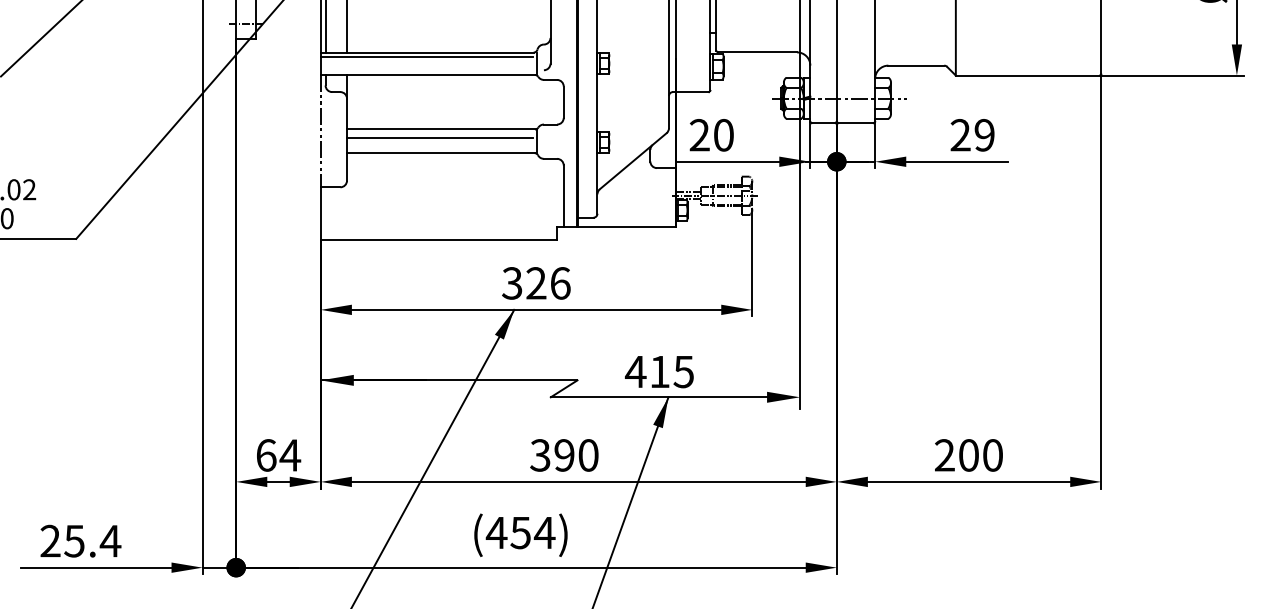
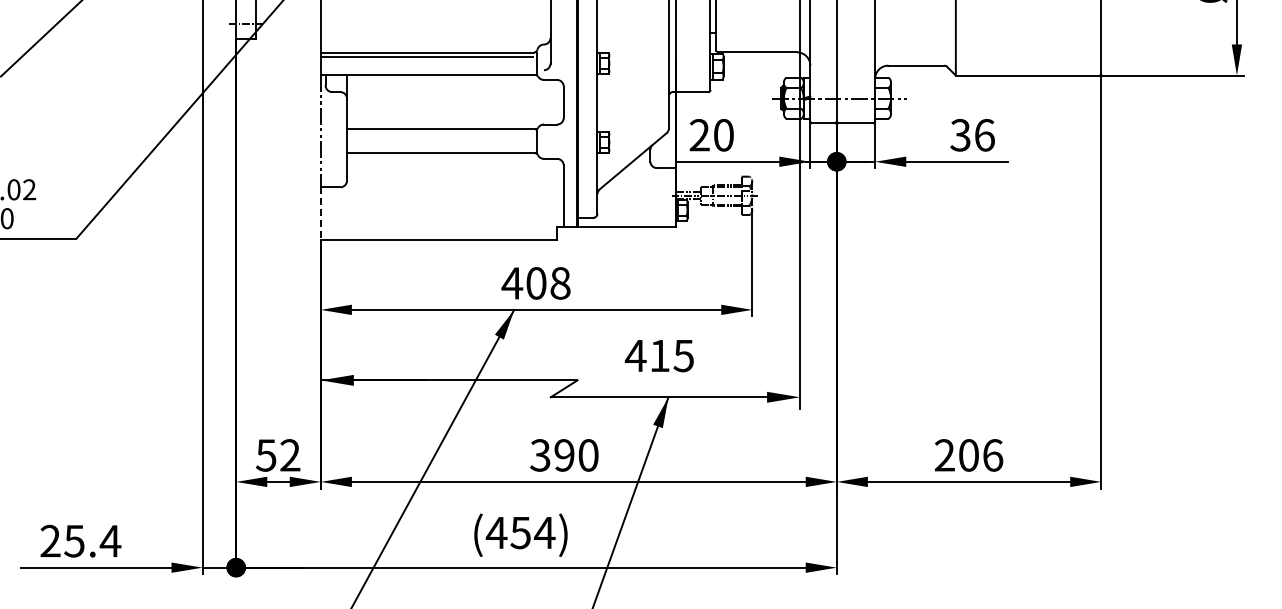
line: present -> none (325, 27)
line: present -> none (347, 27)
text: 29 -> 36 (972, 135)
line: present -> none (440, 137)
line: solid -> dashed (320, 214)
text: 326 -> 408 (535, 283)
text position: (659, 372) -> (659, 356) (659, 356)
text: 64 -> 52 (278, 455)
text: 200 -> 206 (993, 455)
